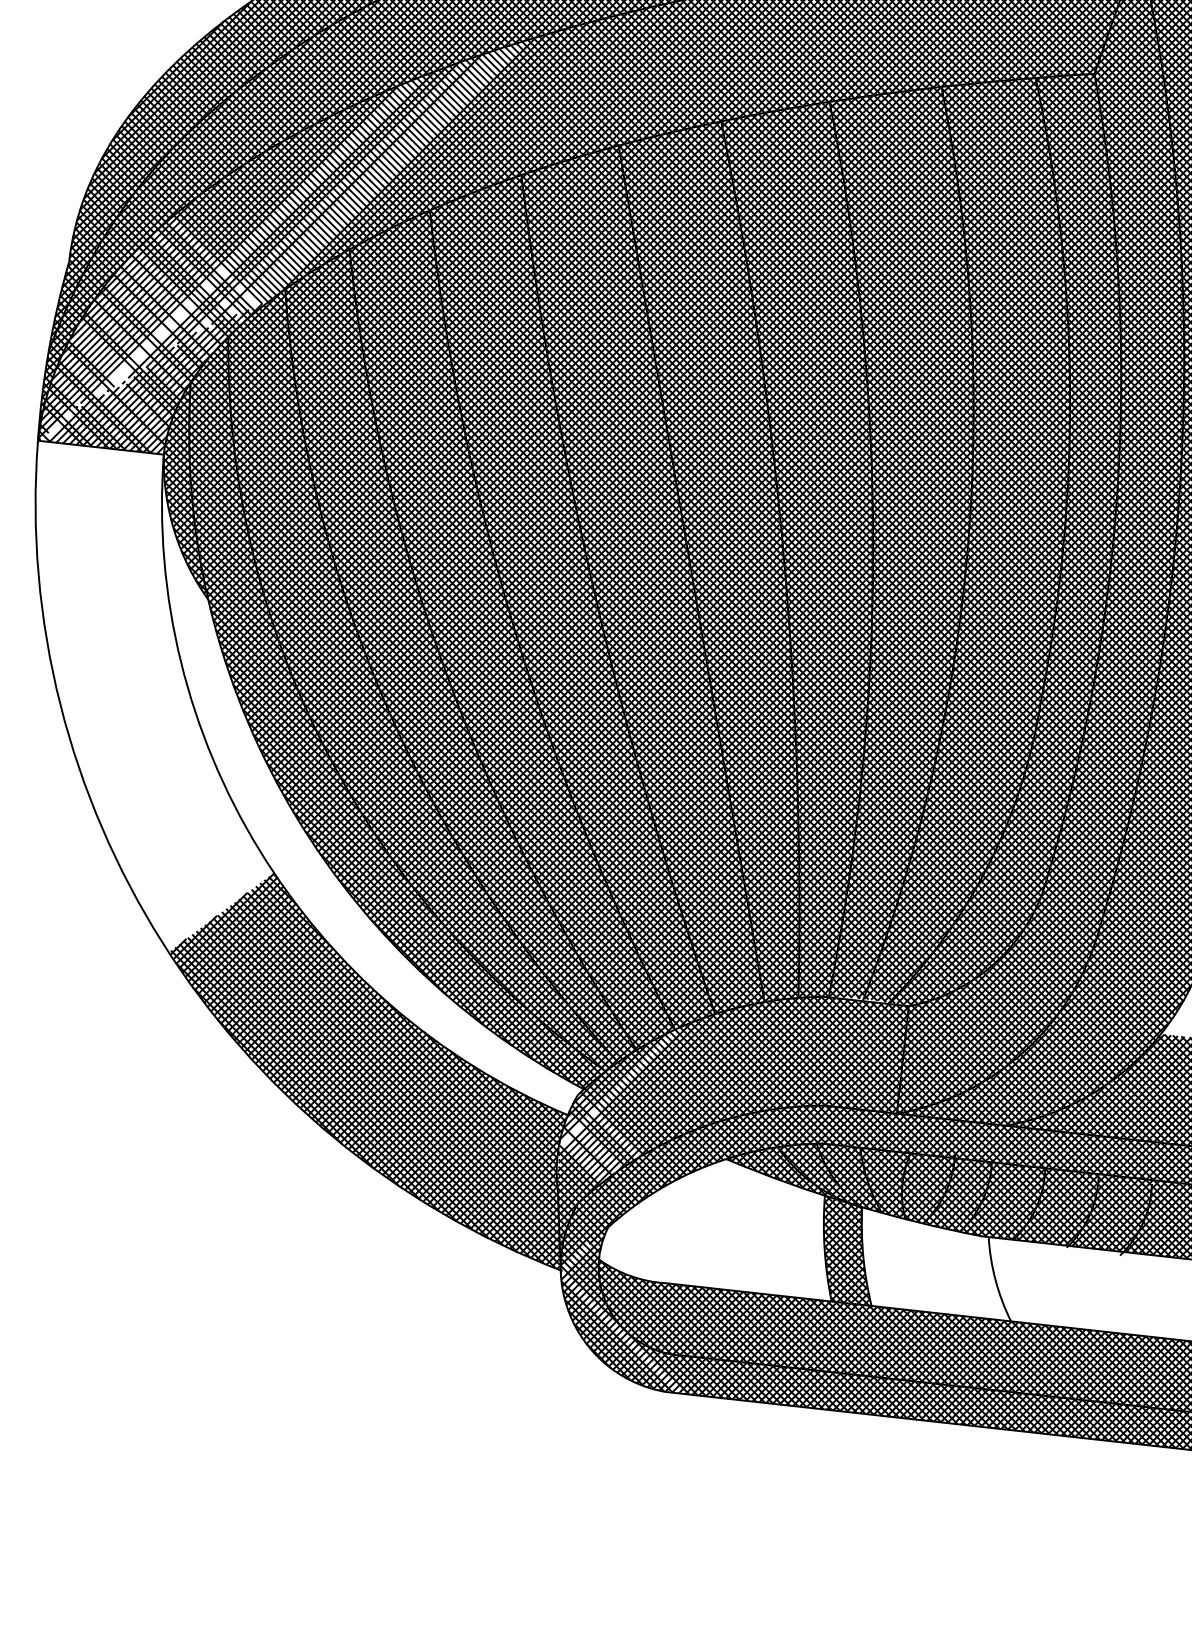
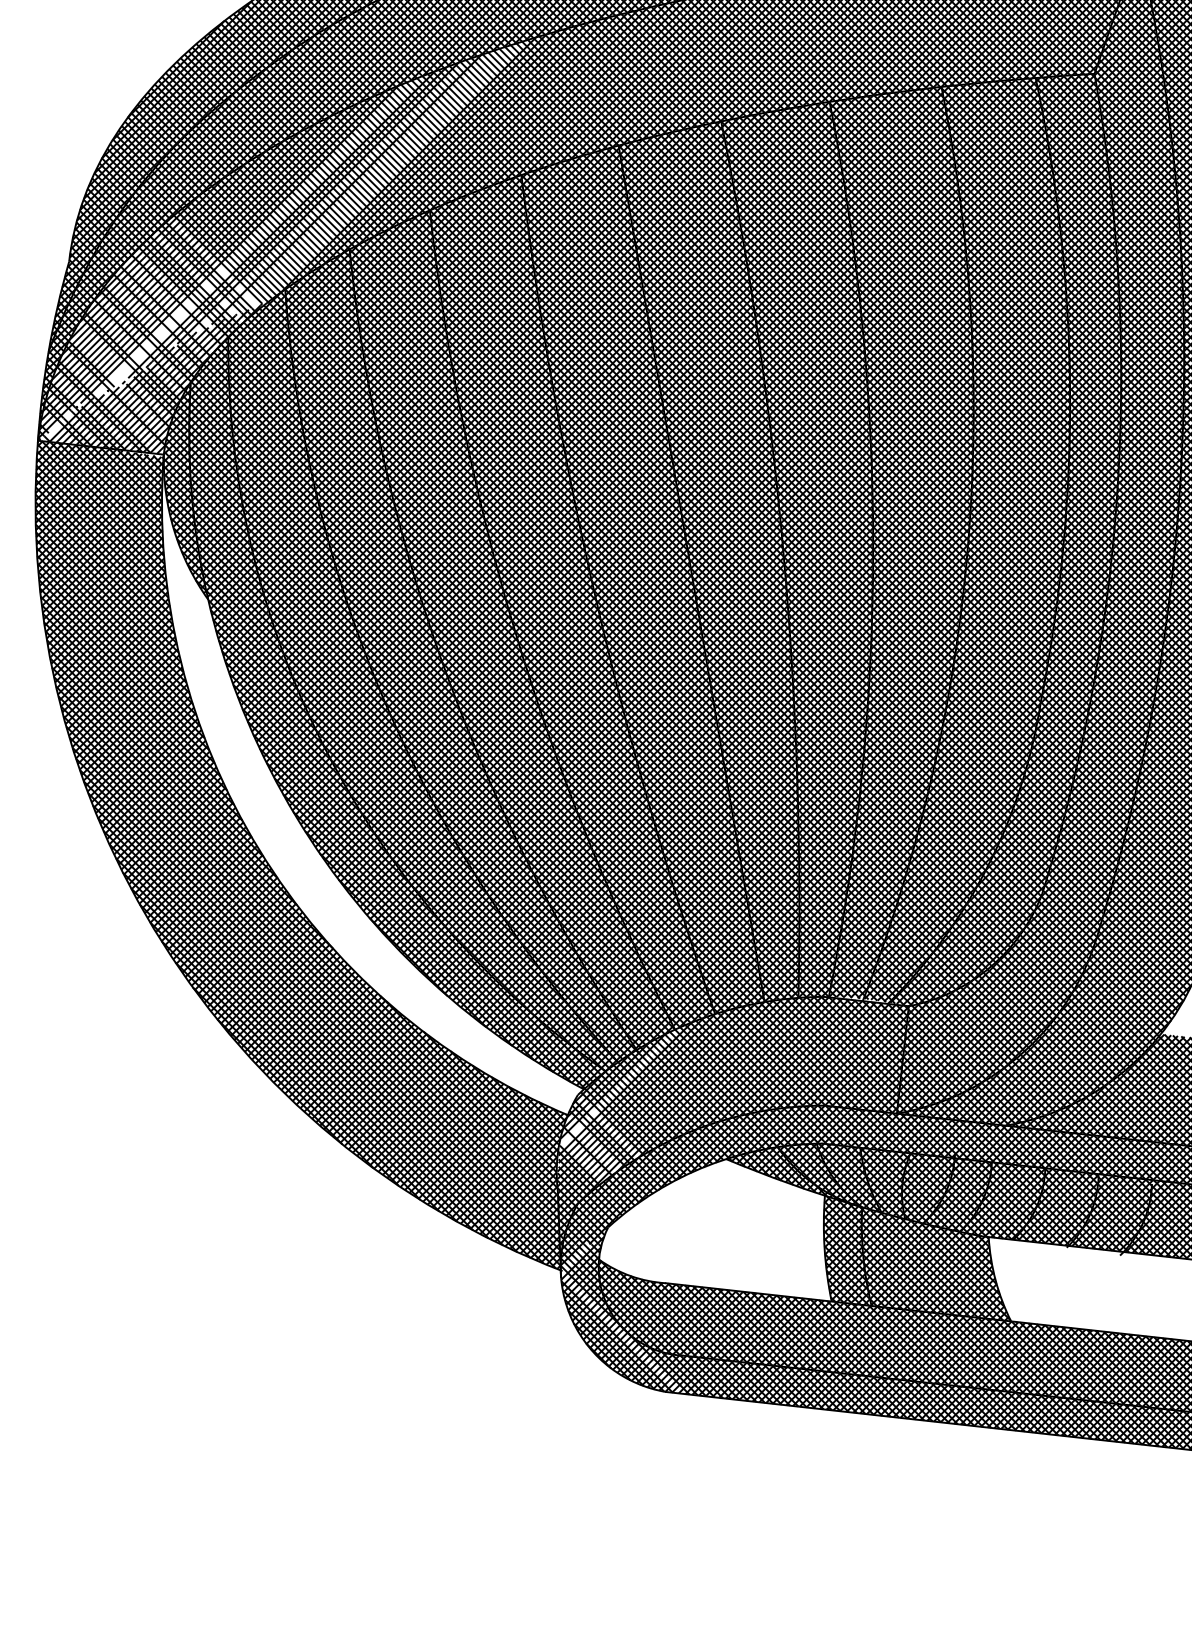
hatch: none -> present (153, 695)
hatch: none -> present (935, 1263)
